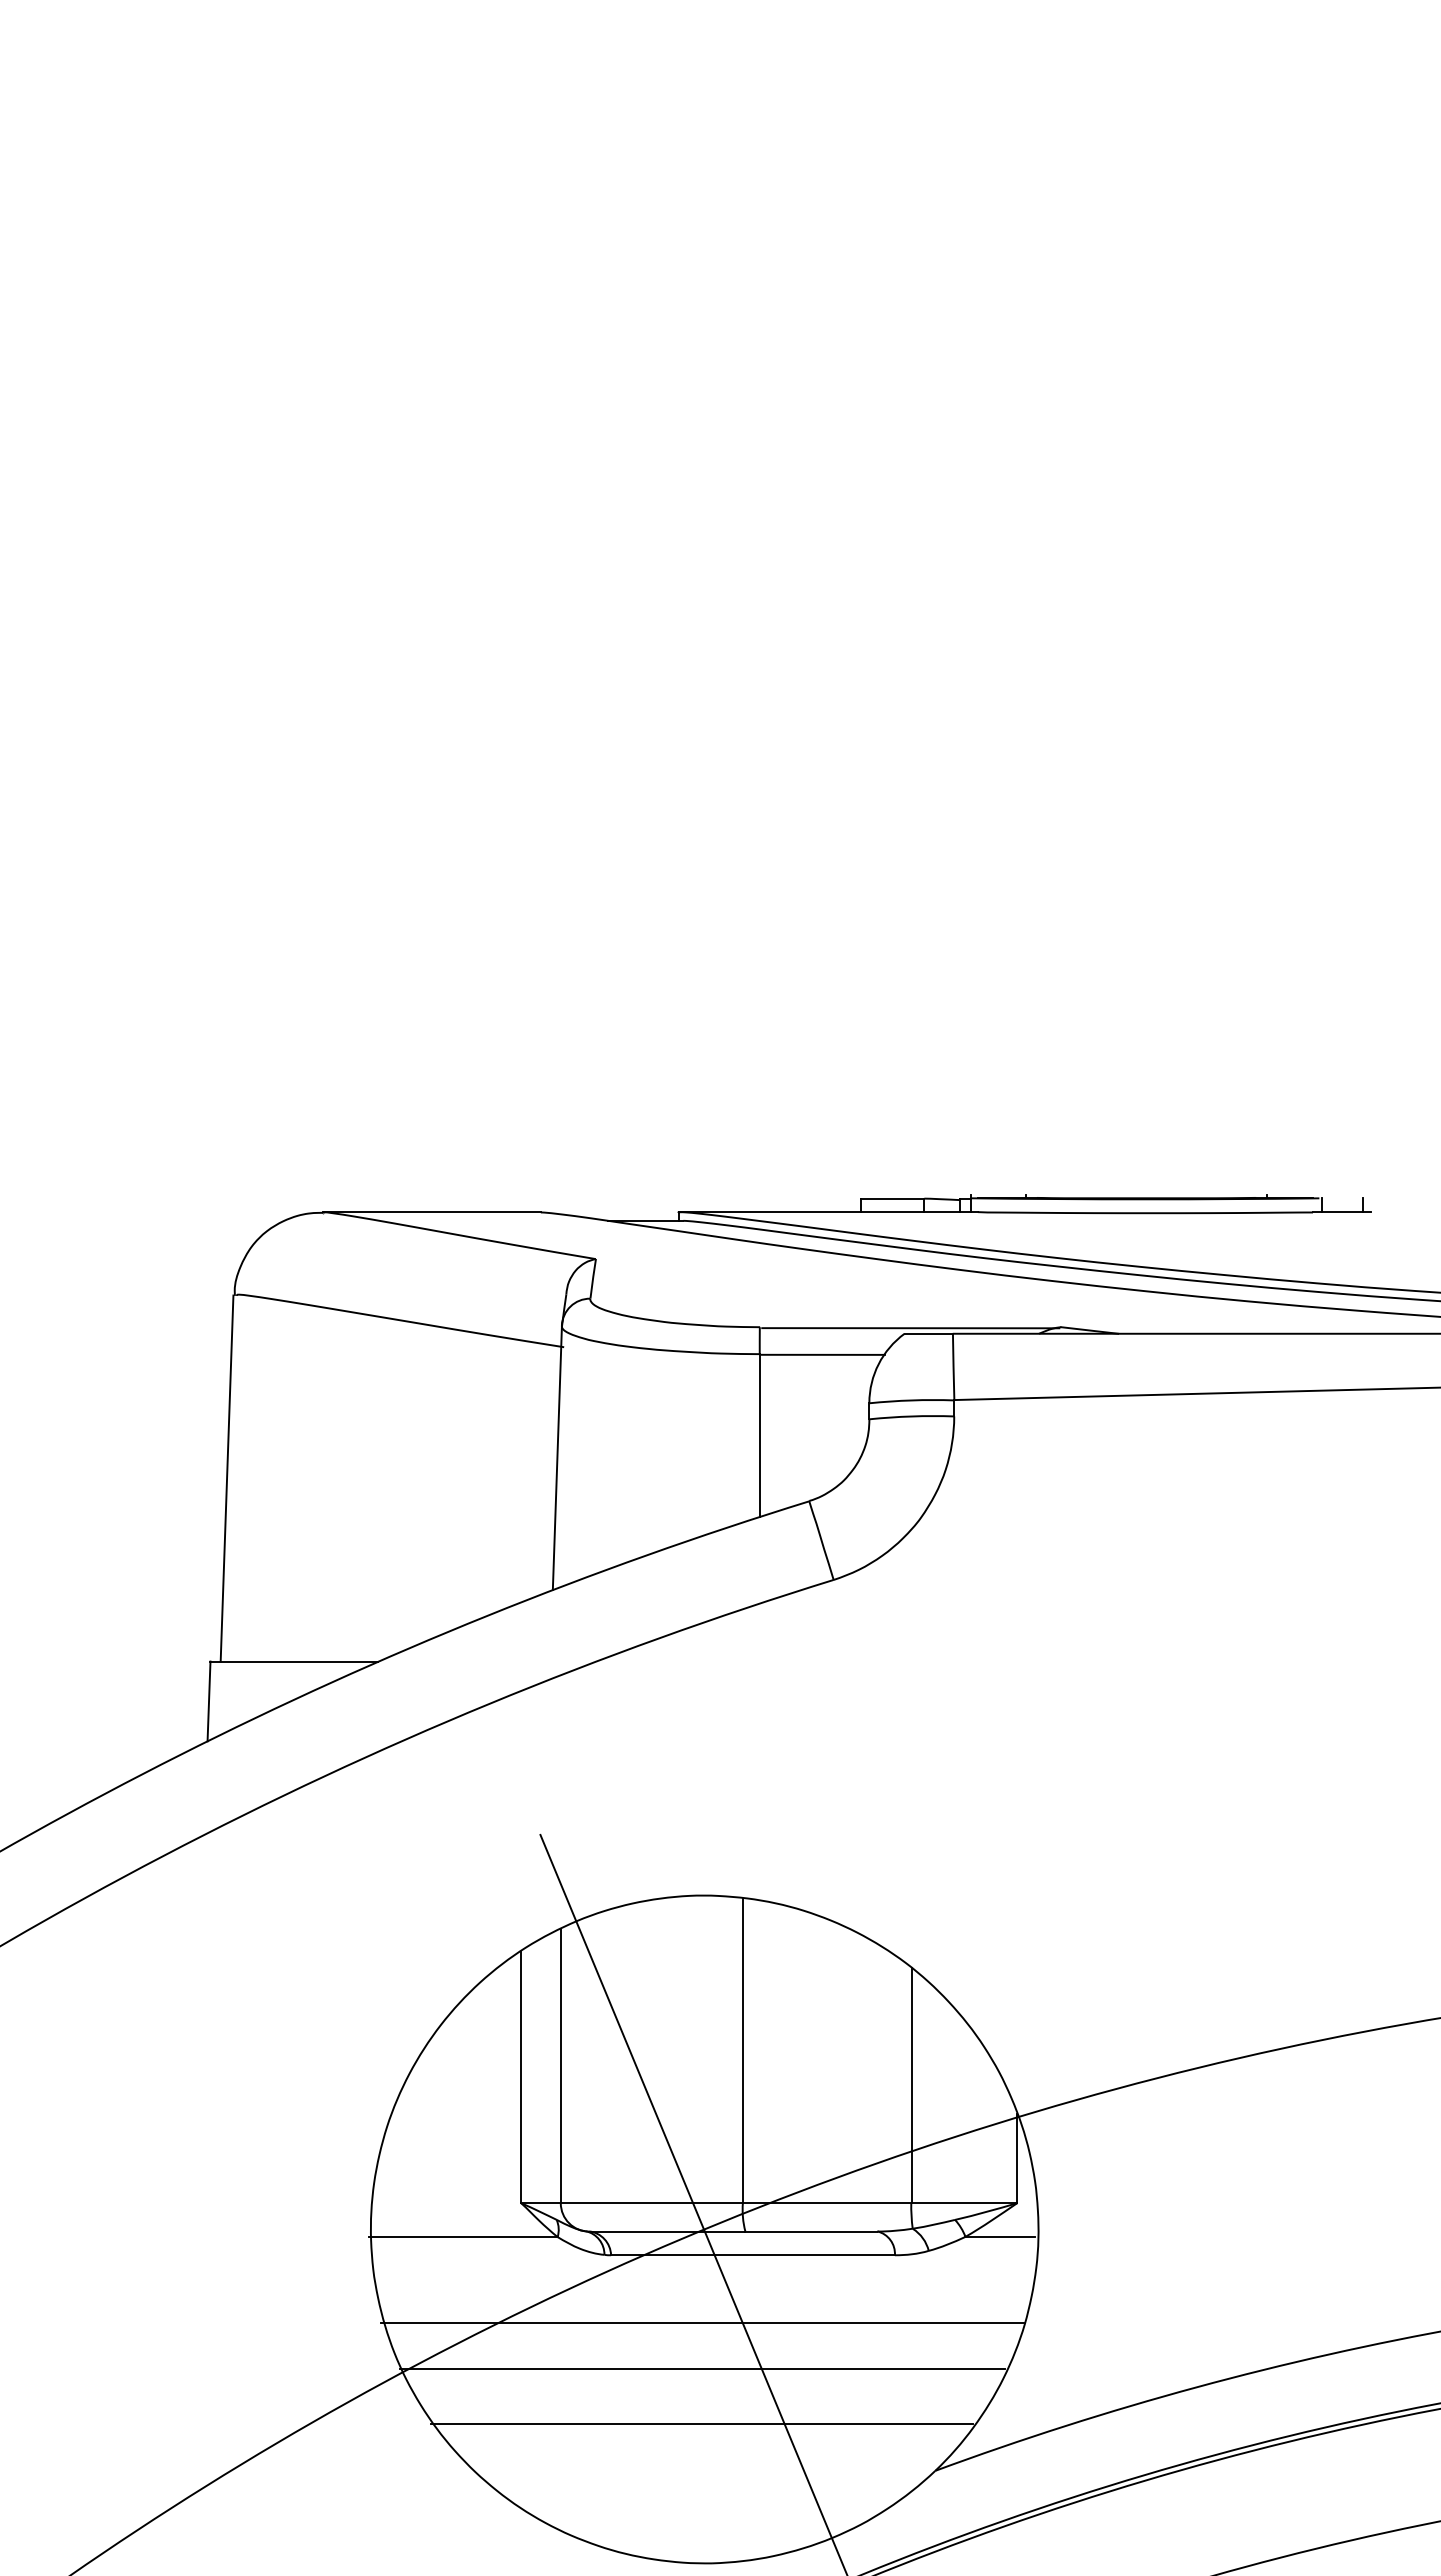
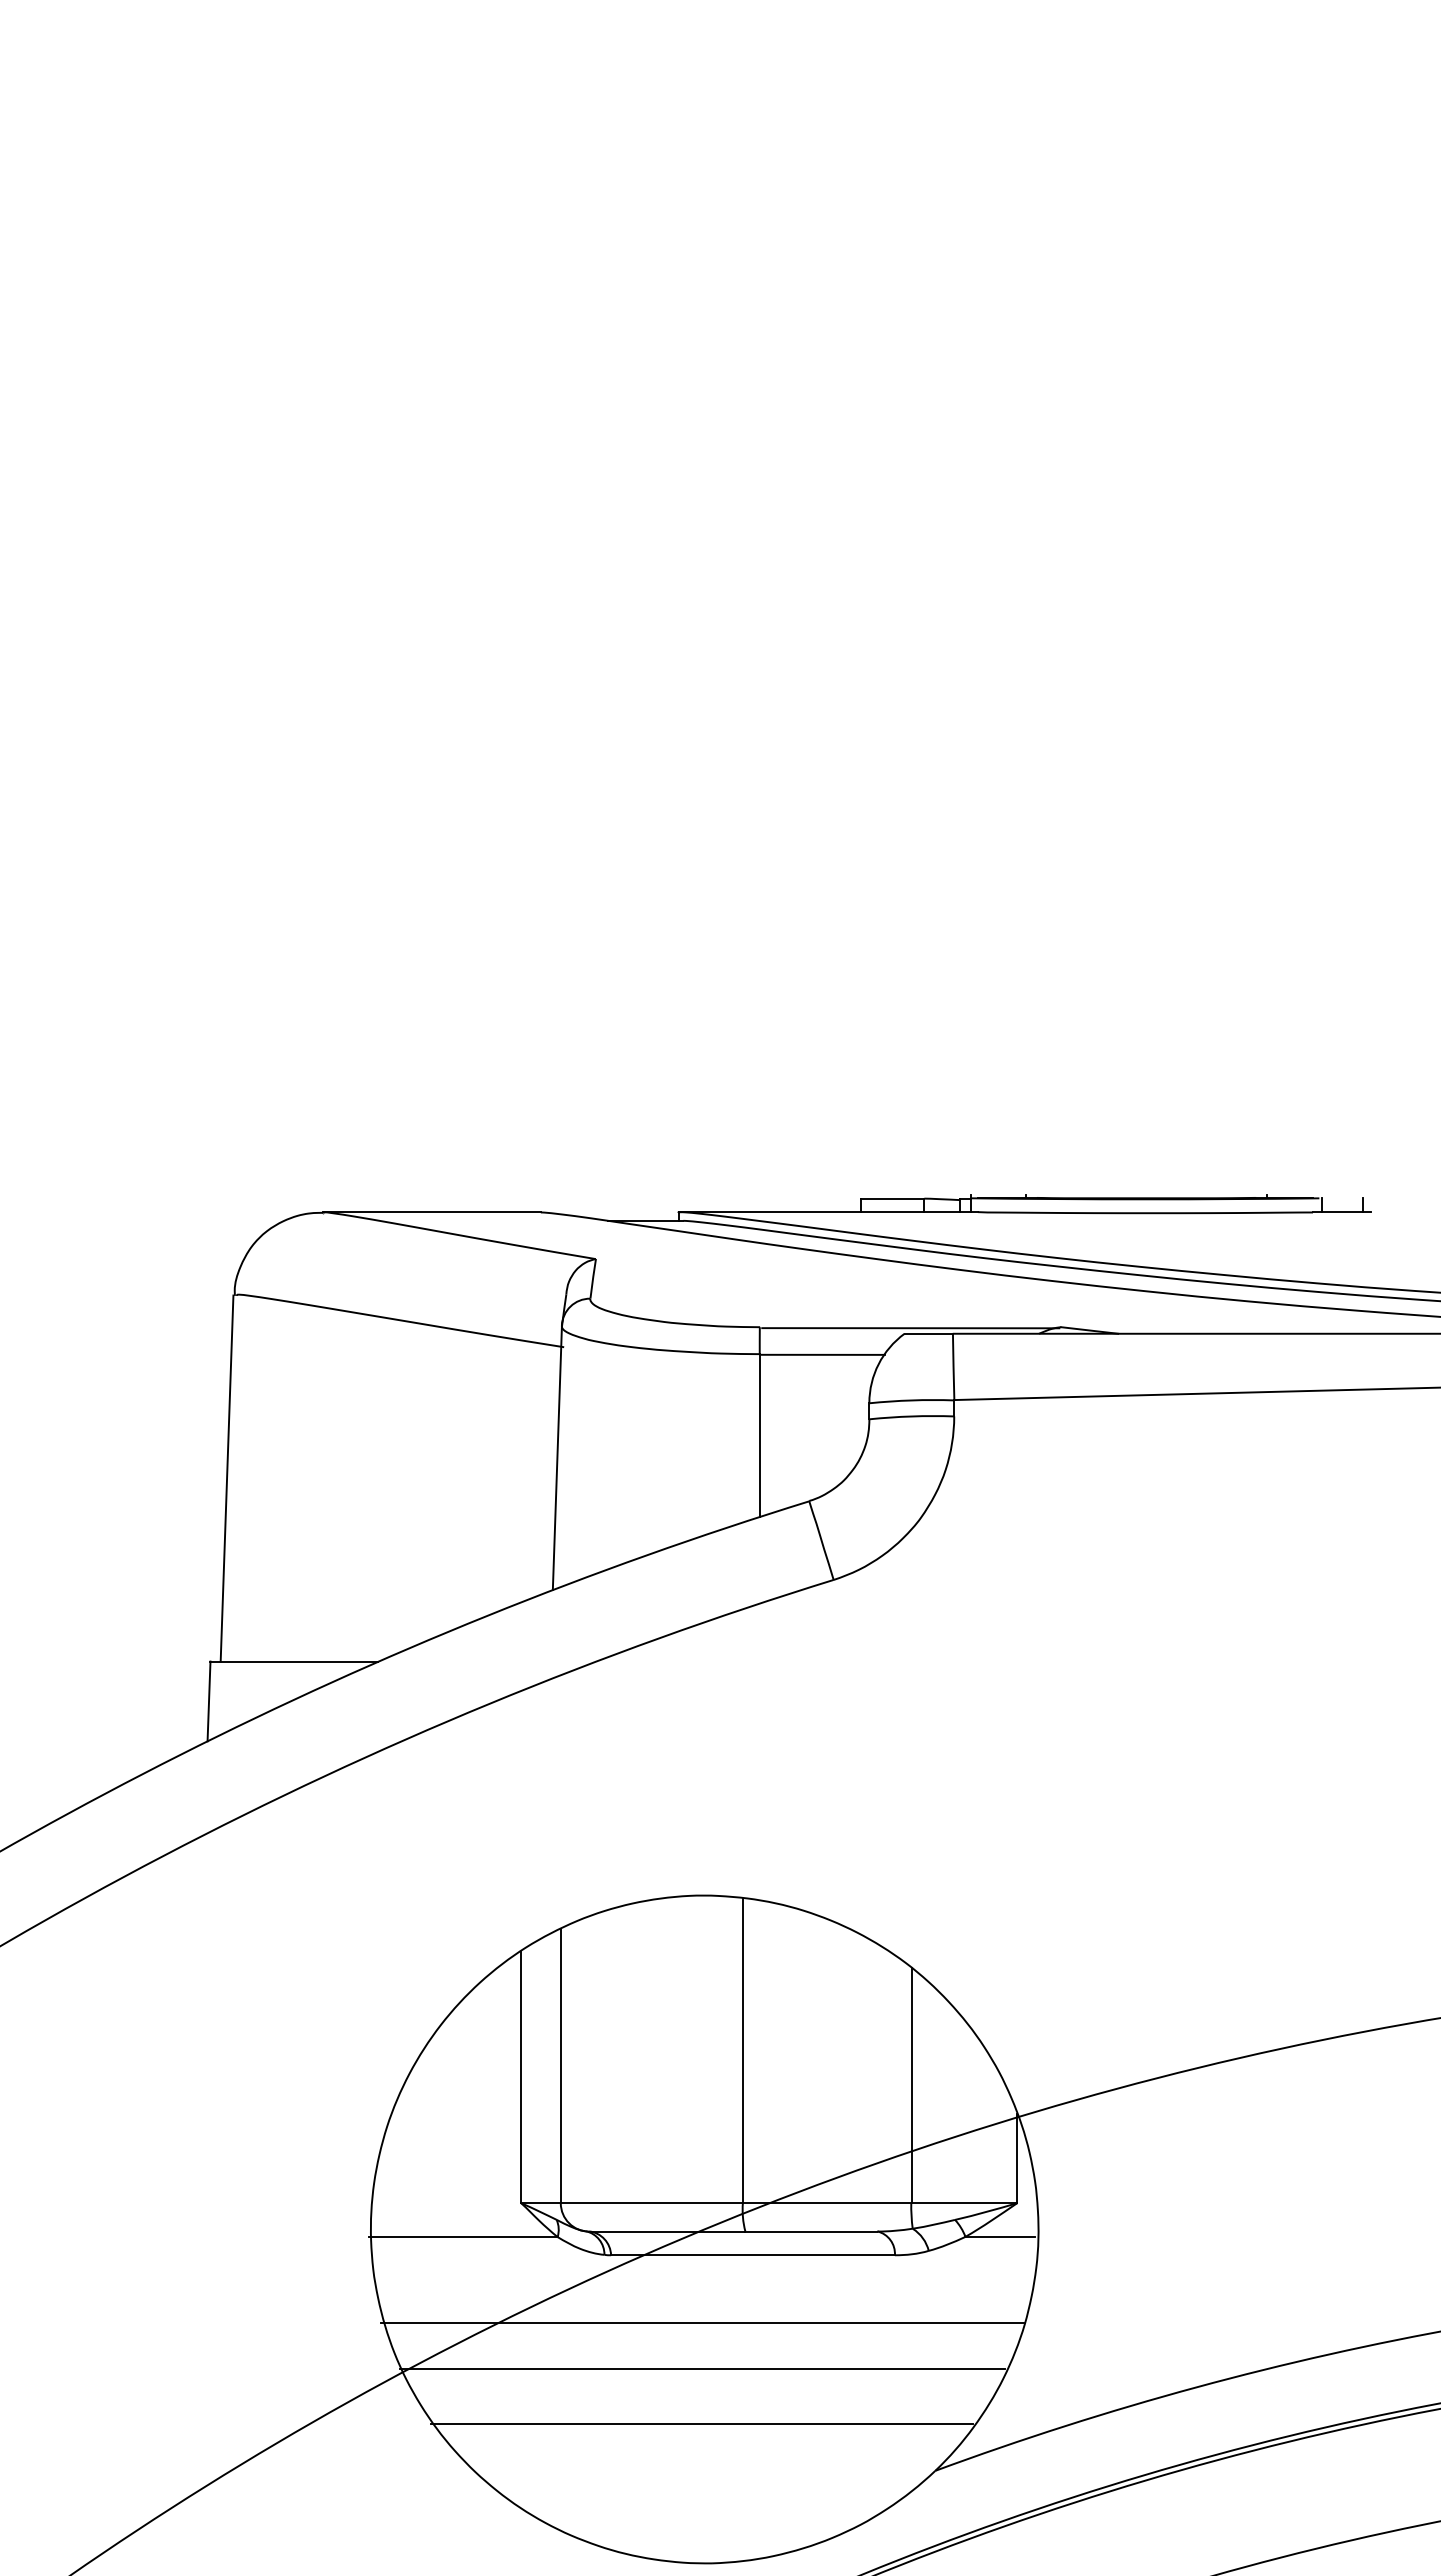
line: present -> none (693, 2203)
